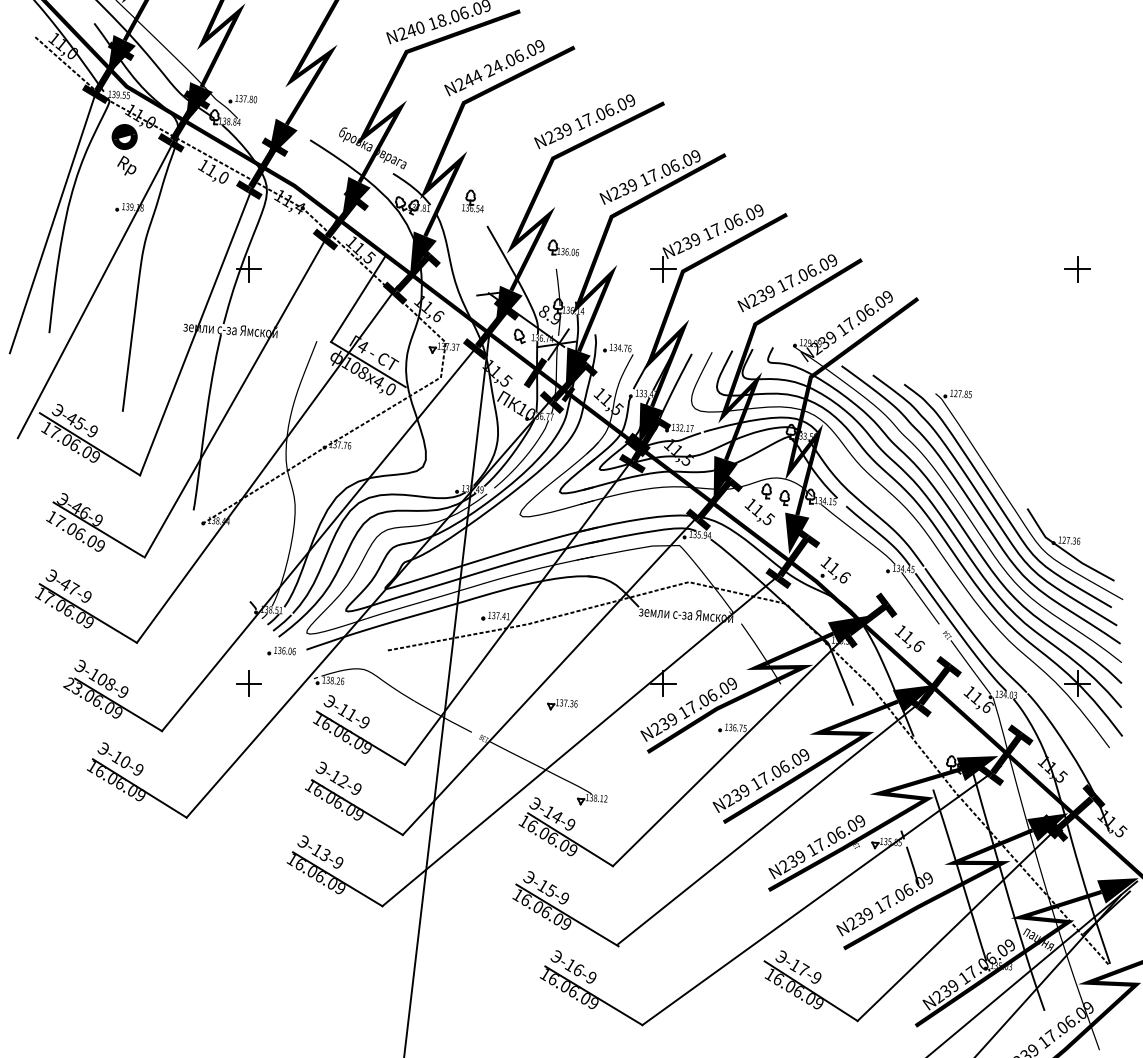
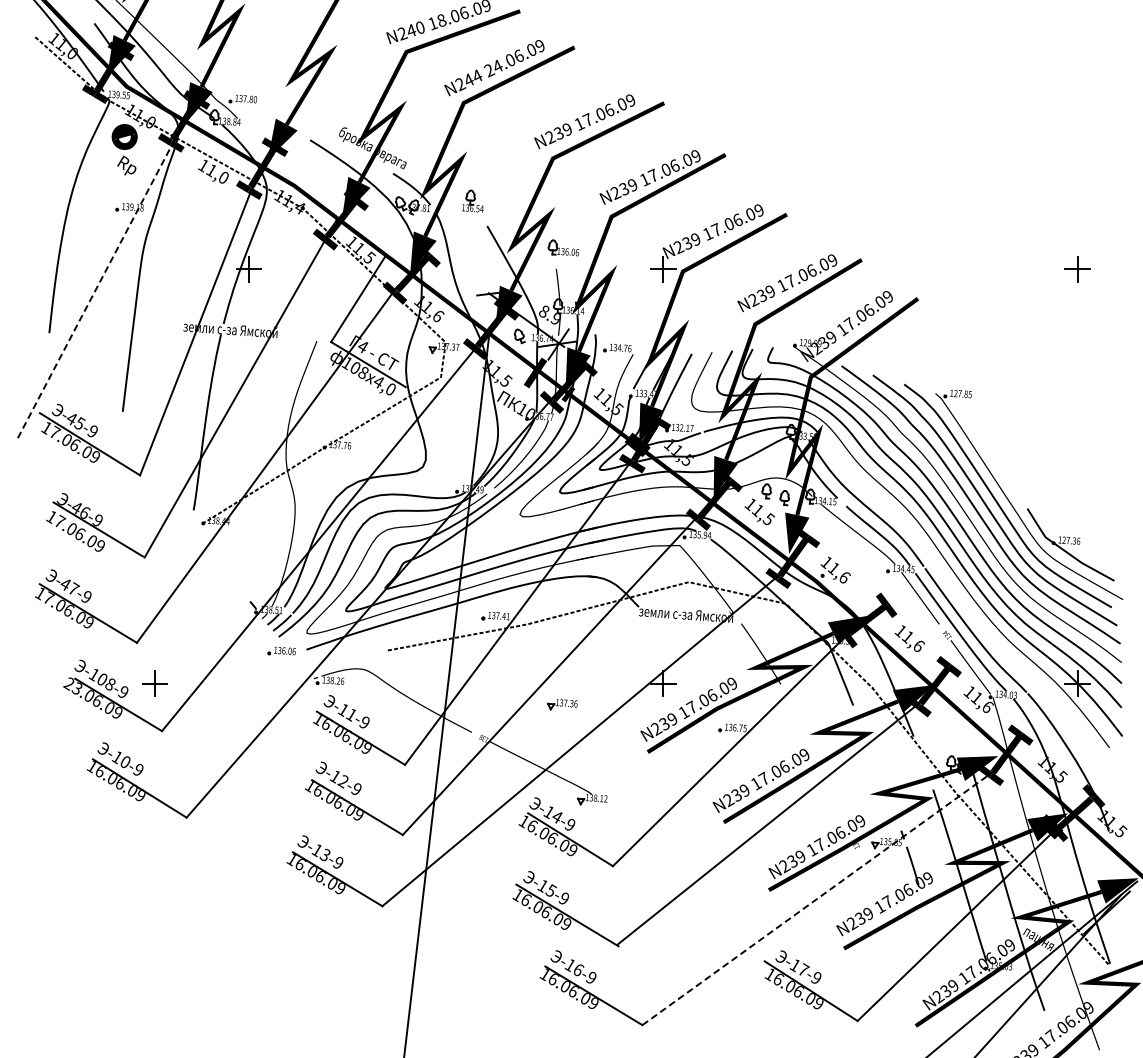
line: present -> none (53, 219)
line: solid -> dashed (100, 281)
part position: (248, 683) -> (154, 683) (154, 683)
line: solid -> dashed (822, 895)
